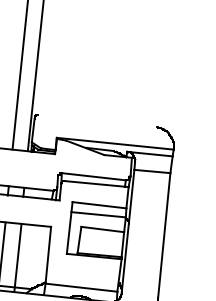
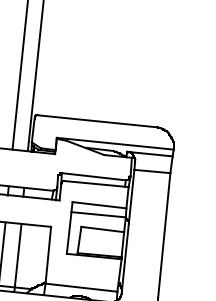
line: none -> present (97, 121)
